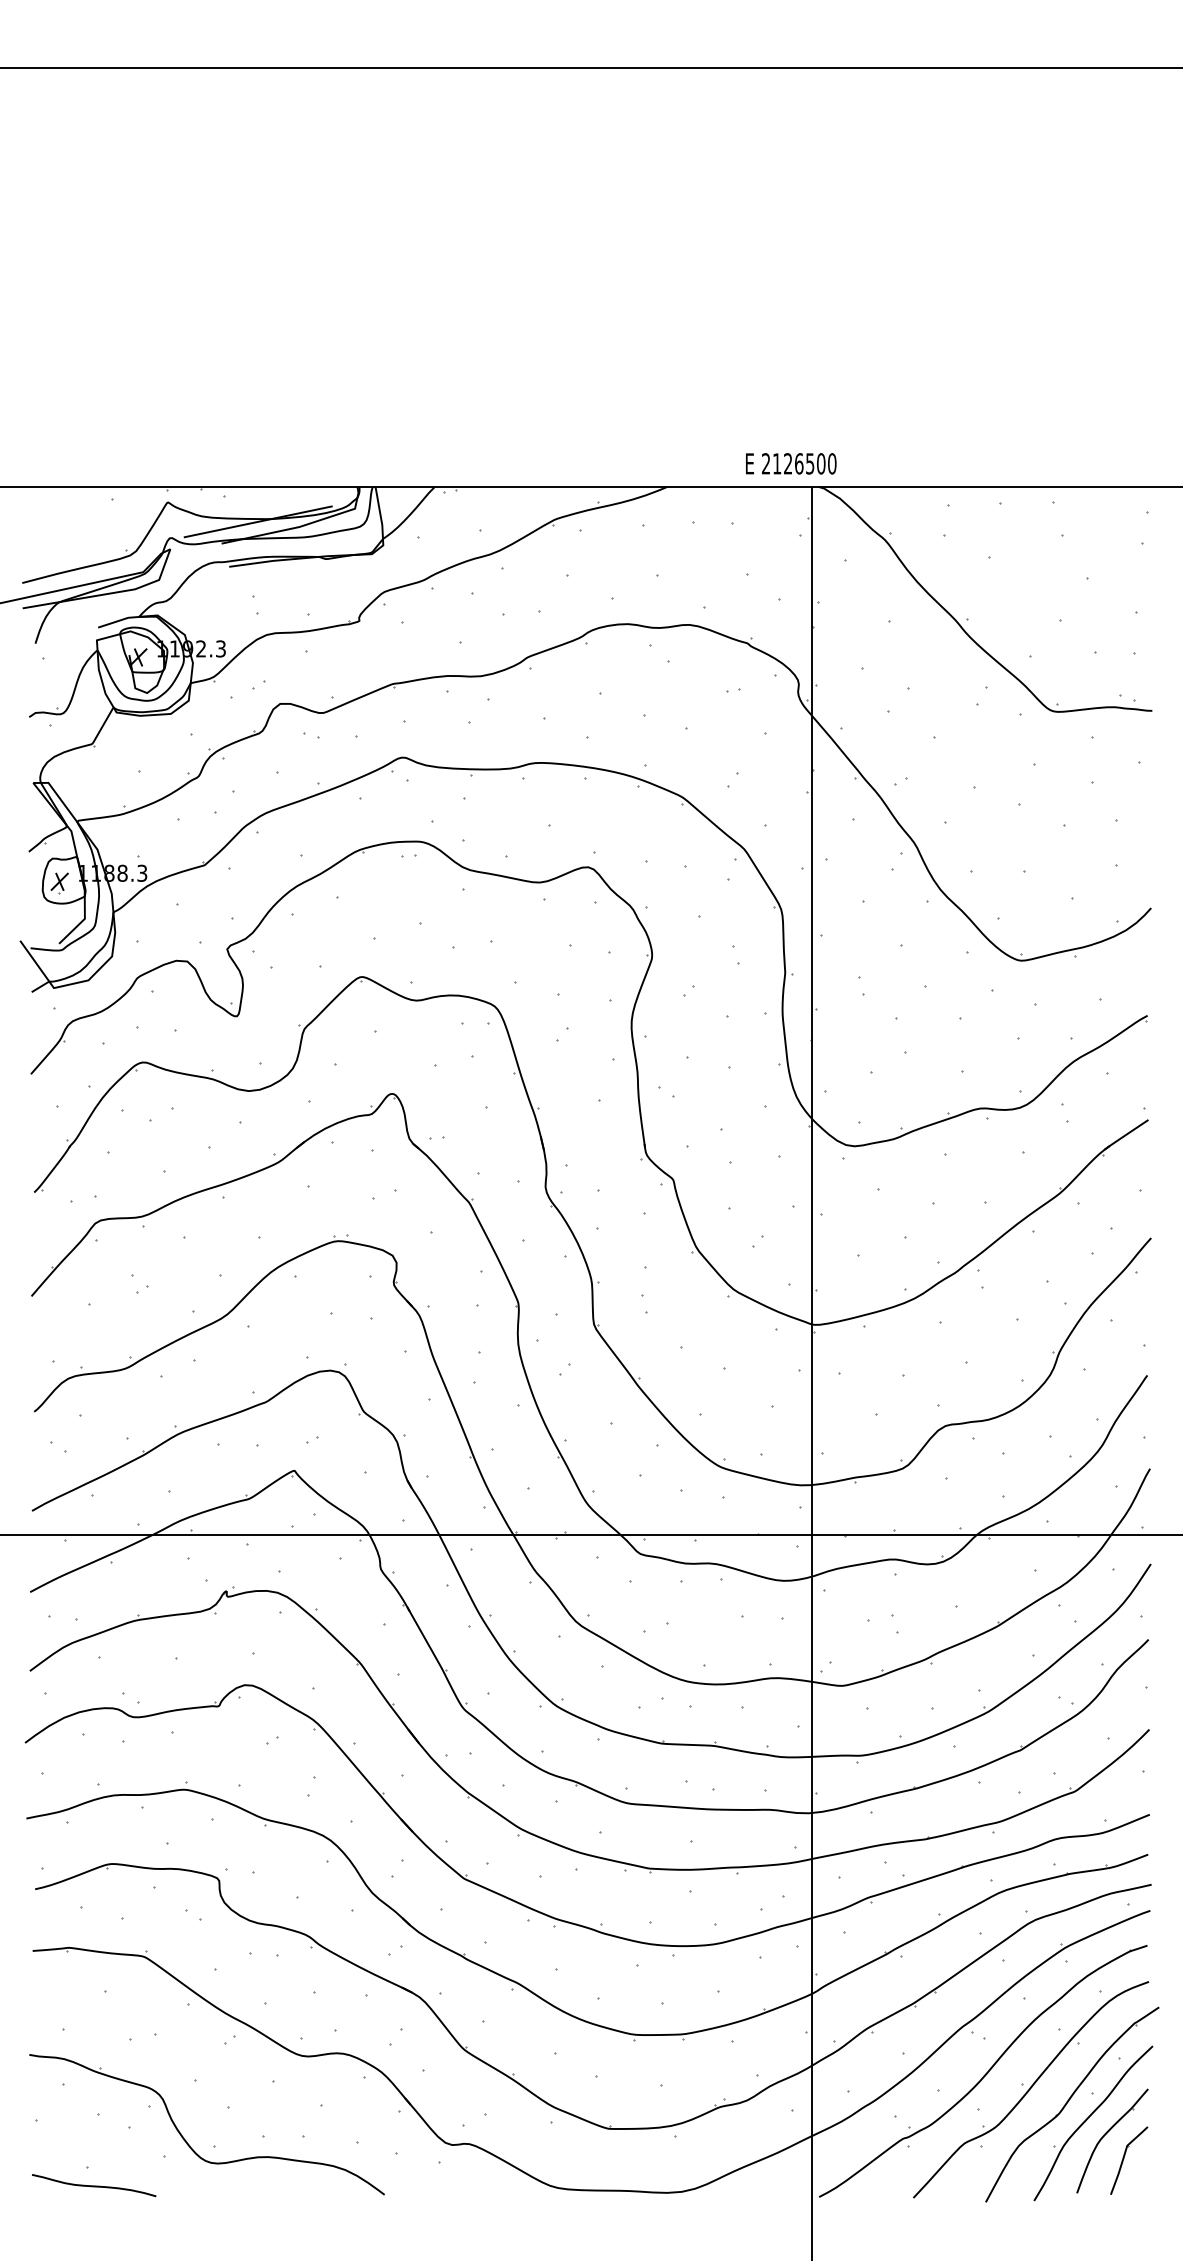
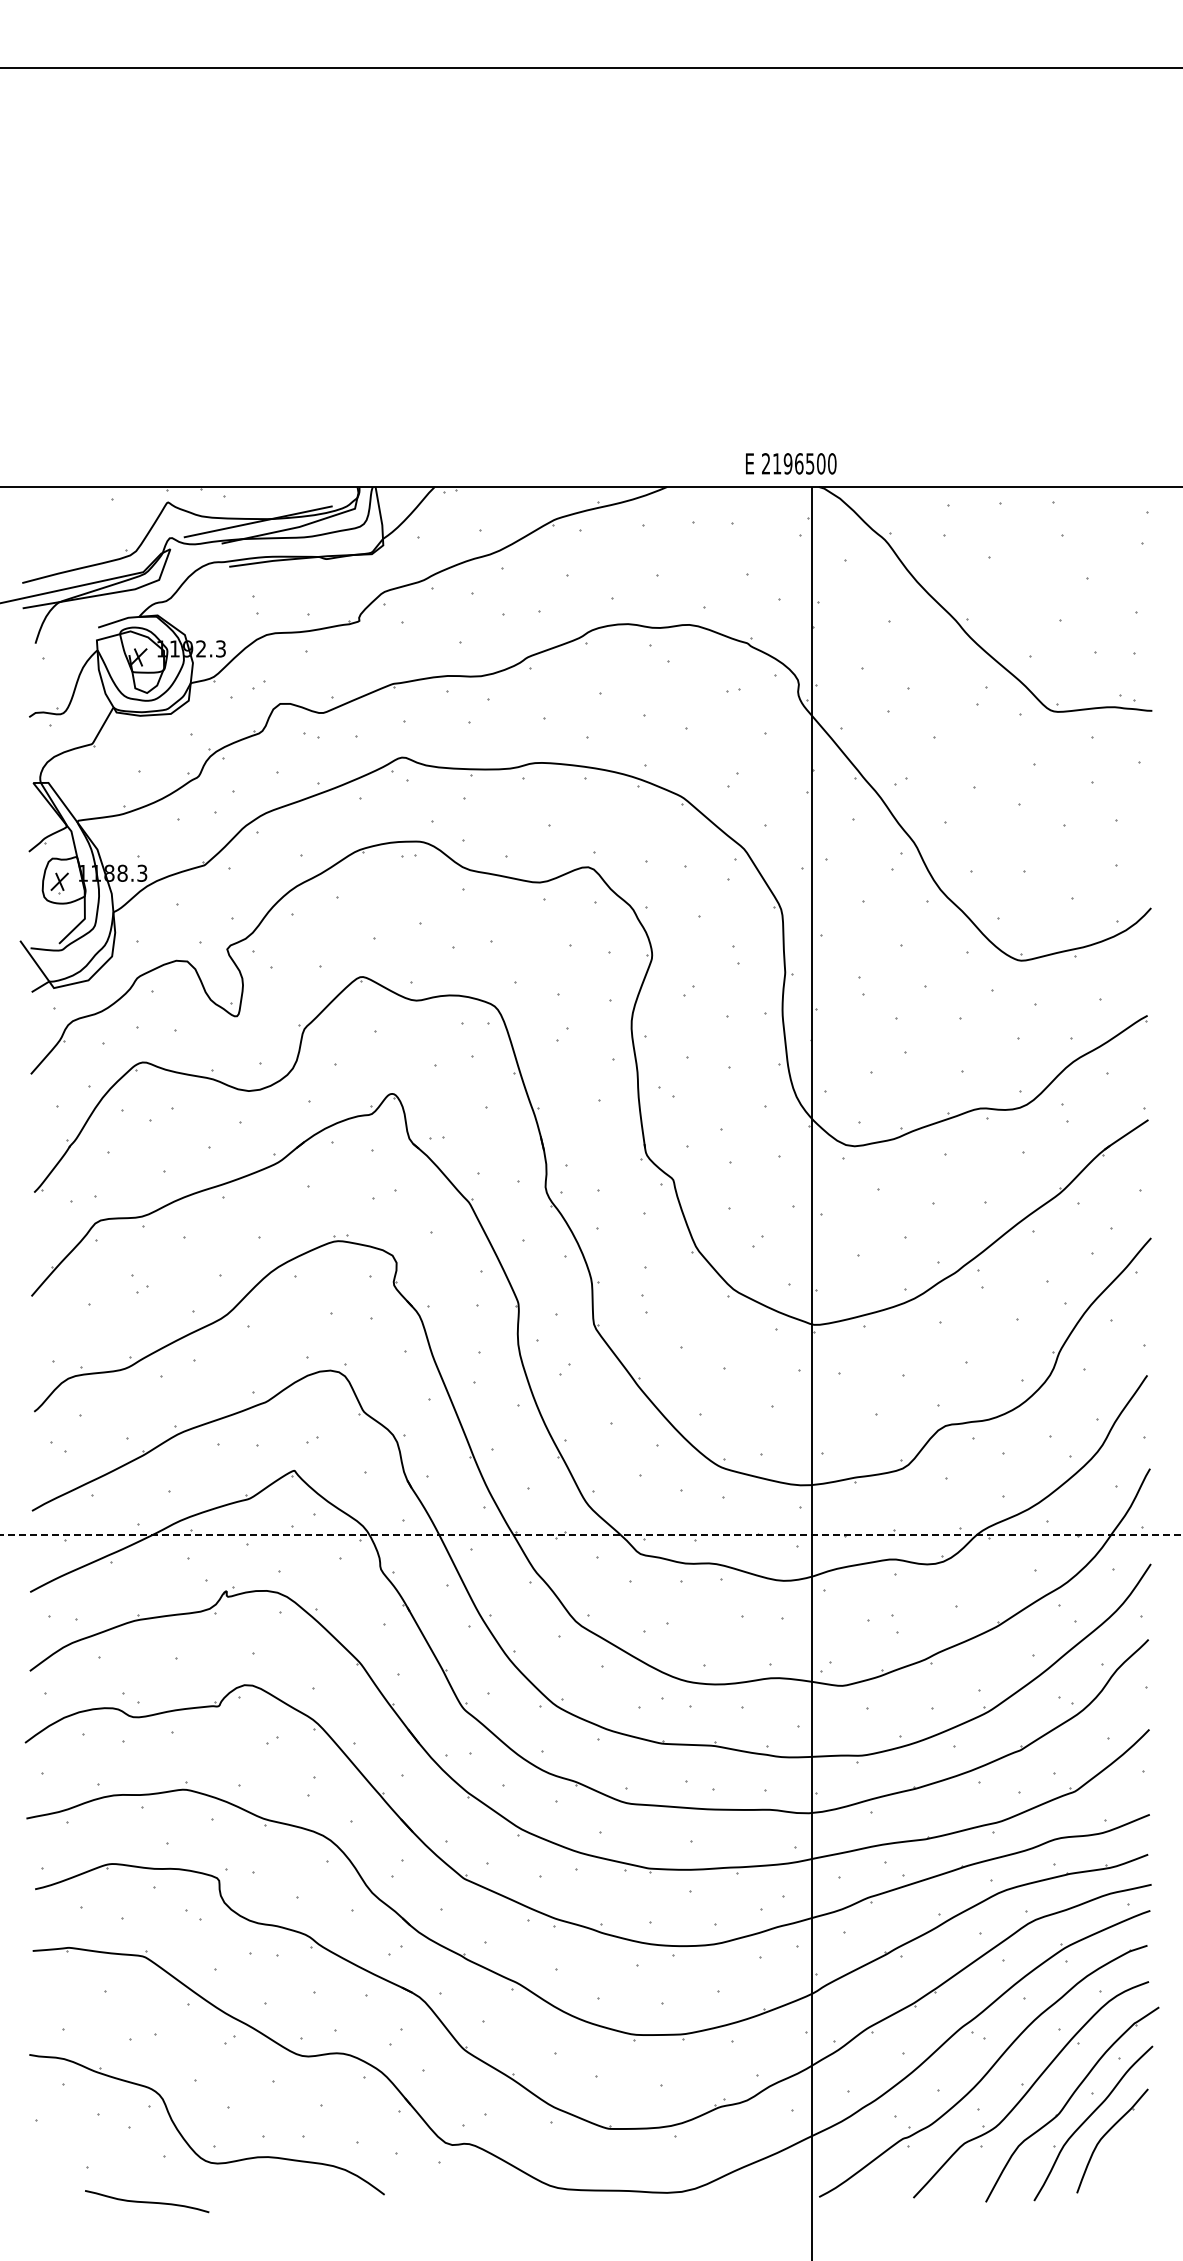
text: 2126500 -> 2196500 (787, 463)
line: solid -> dashed (590, 1534)
part: present -> none (1129, 2160)
curve position: (94, 2185) -> (147, 2201) (147, 2201)
